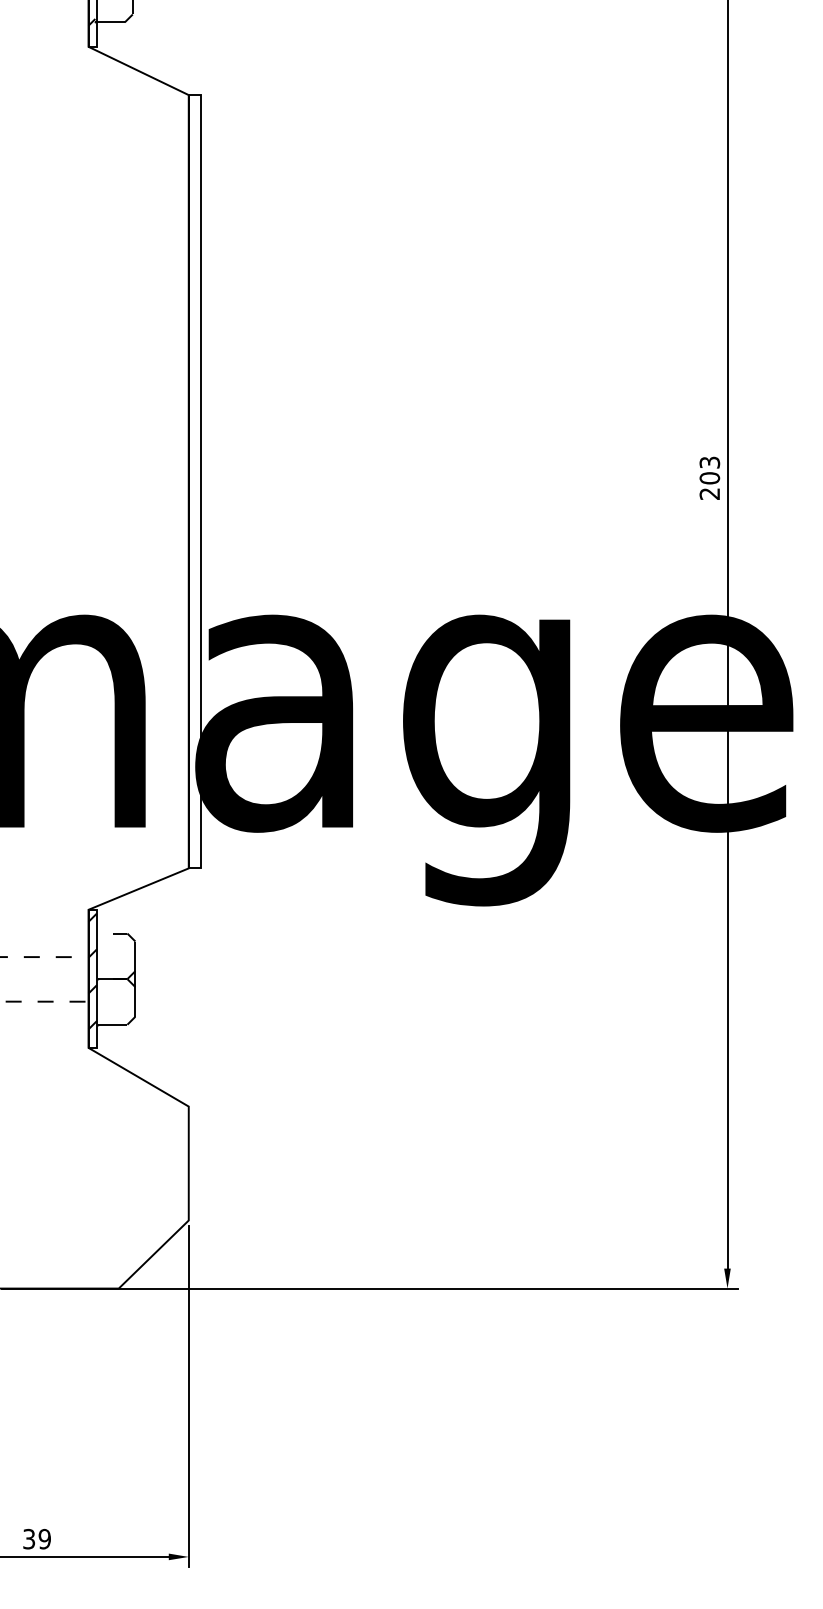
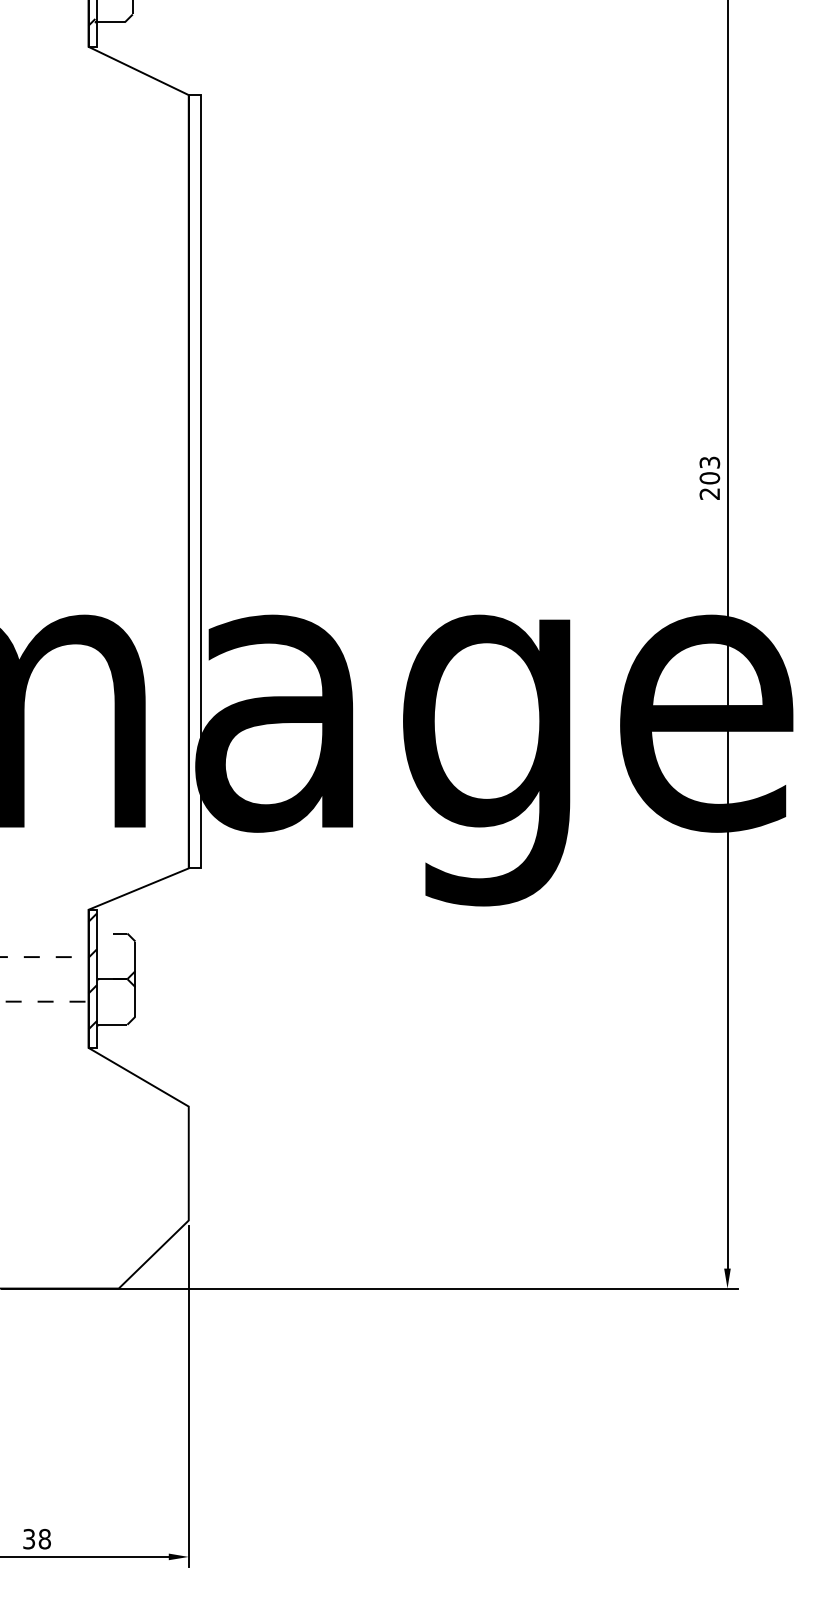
text: 39 -> 38 (44, 1539)
